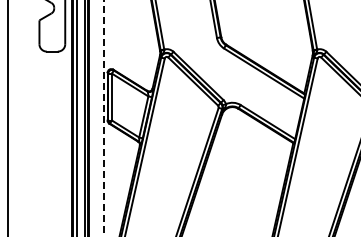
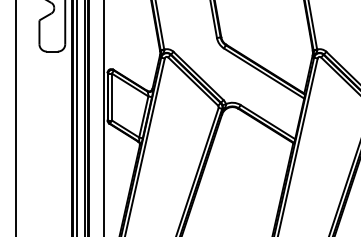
line position: (7, 117) -> (15, 117) (15, 117)
line: dashed -> solid (103, 118)
